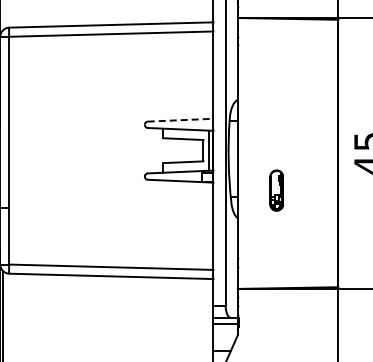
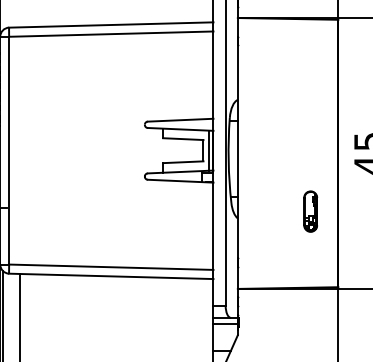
line: dashed -> solid (180, 120)
part position: (276, 190) -> (310, 211) (310, 211)
line: none -> present (19, 316)
